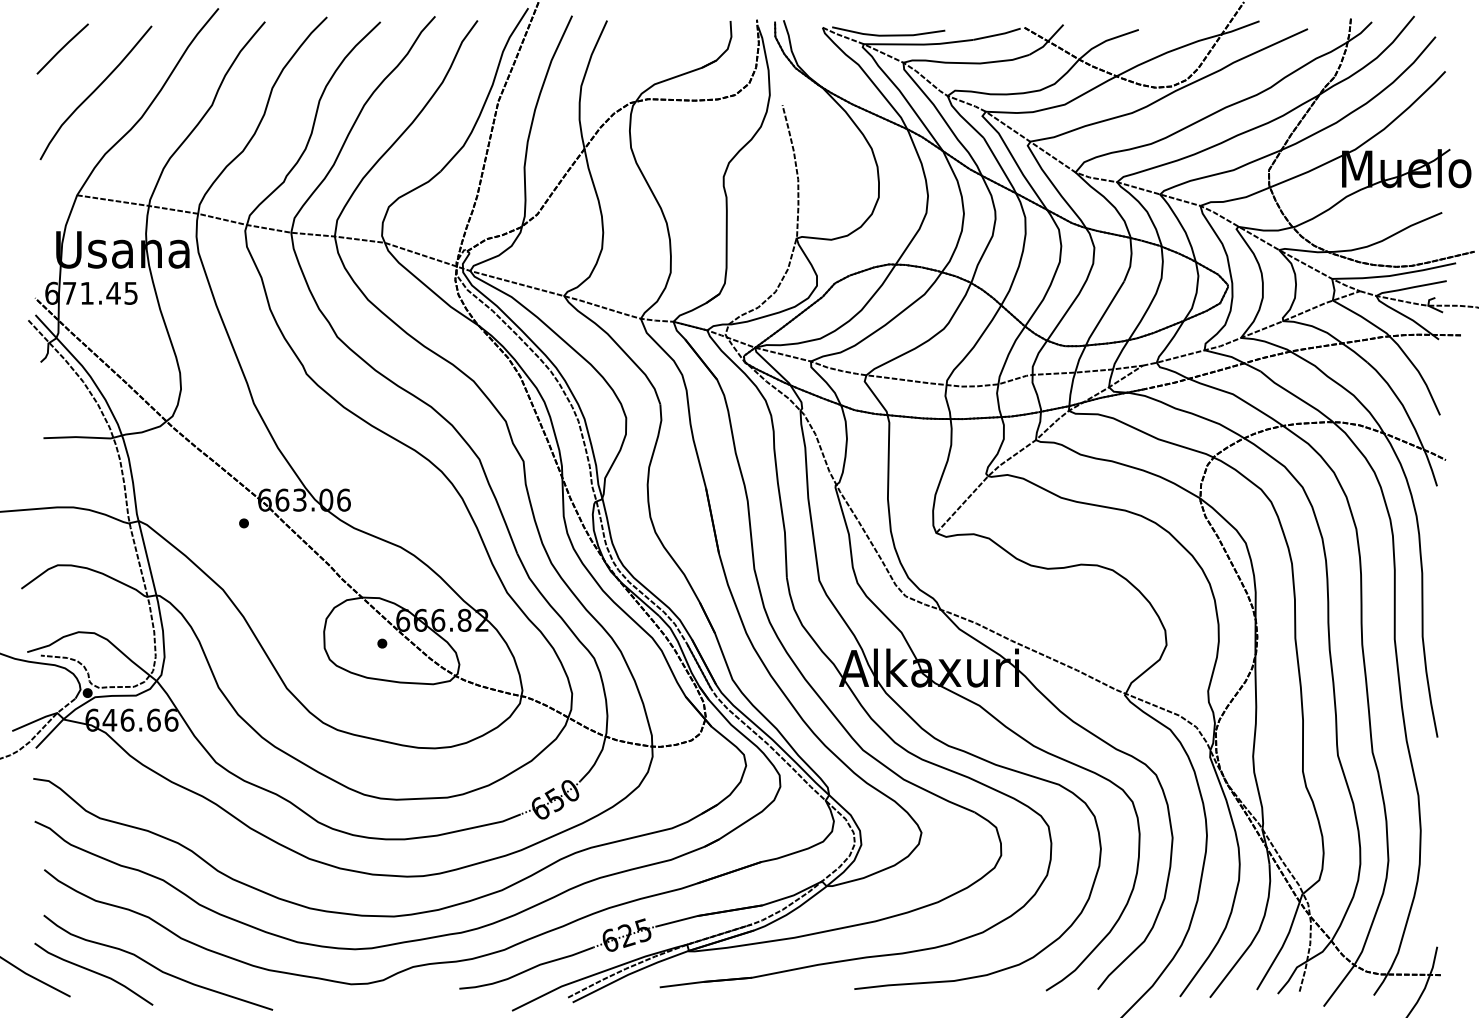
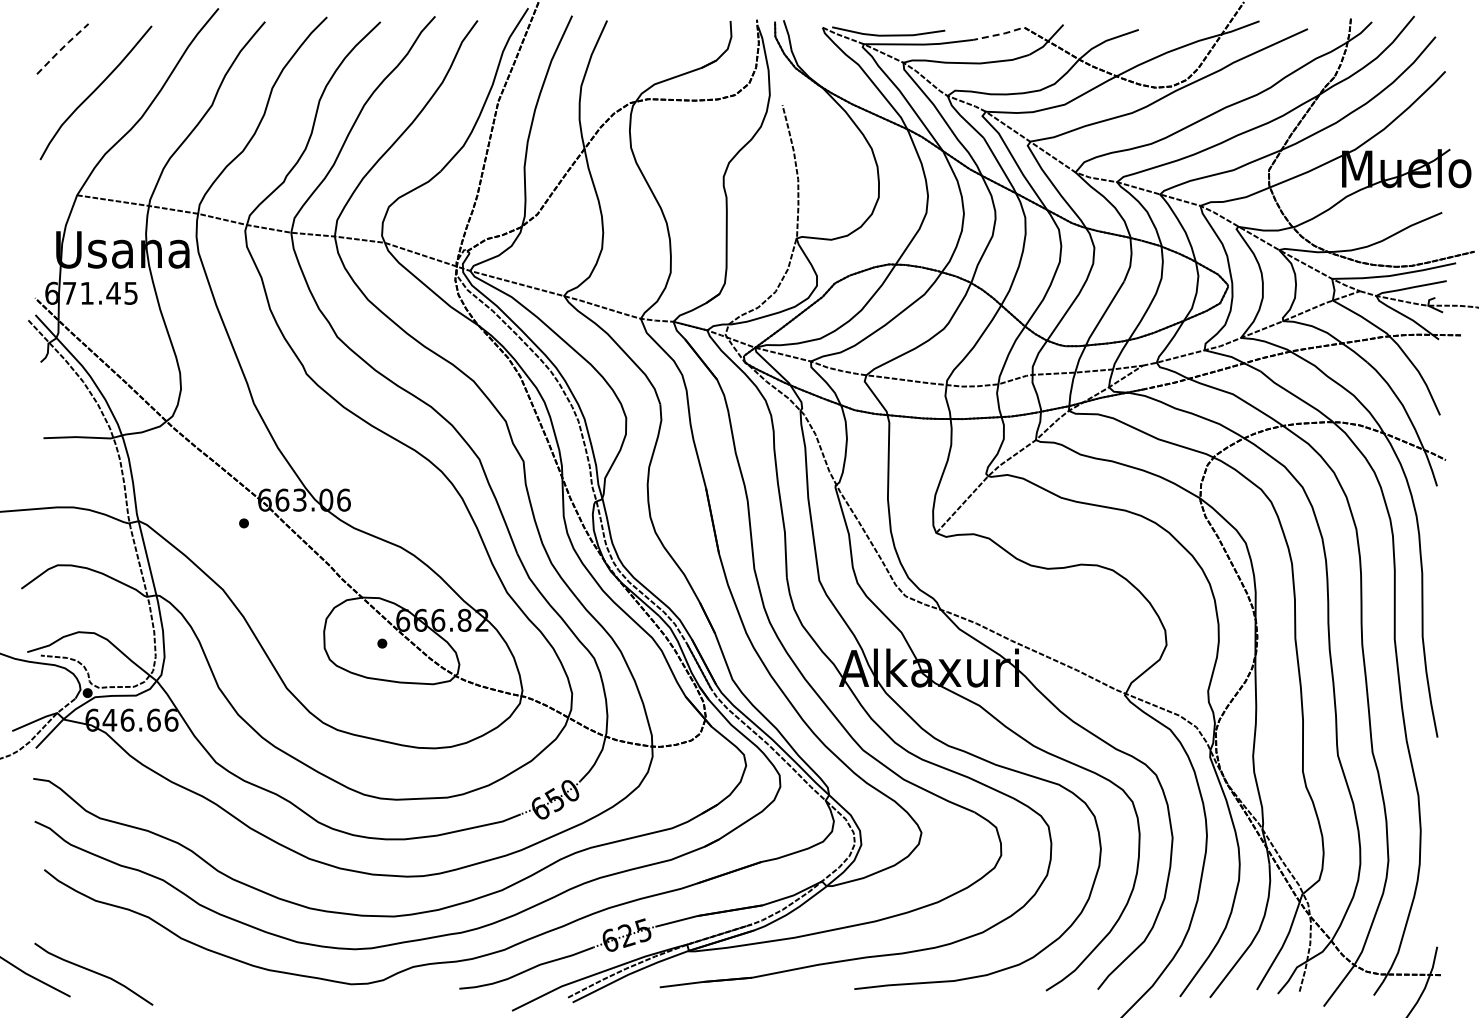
line: solid -> dashed (997, 34)
line: solid -> dashed (62, 48)
curve: present -> none (154, 965)
